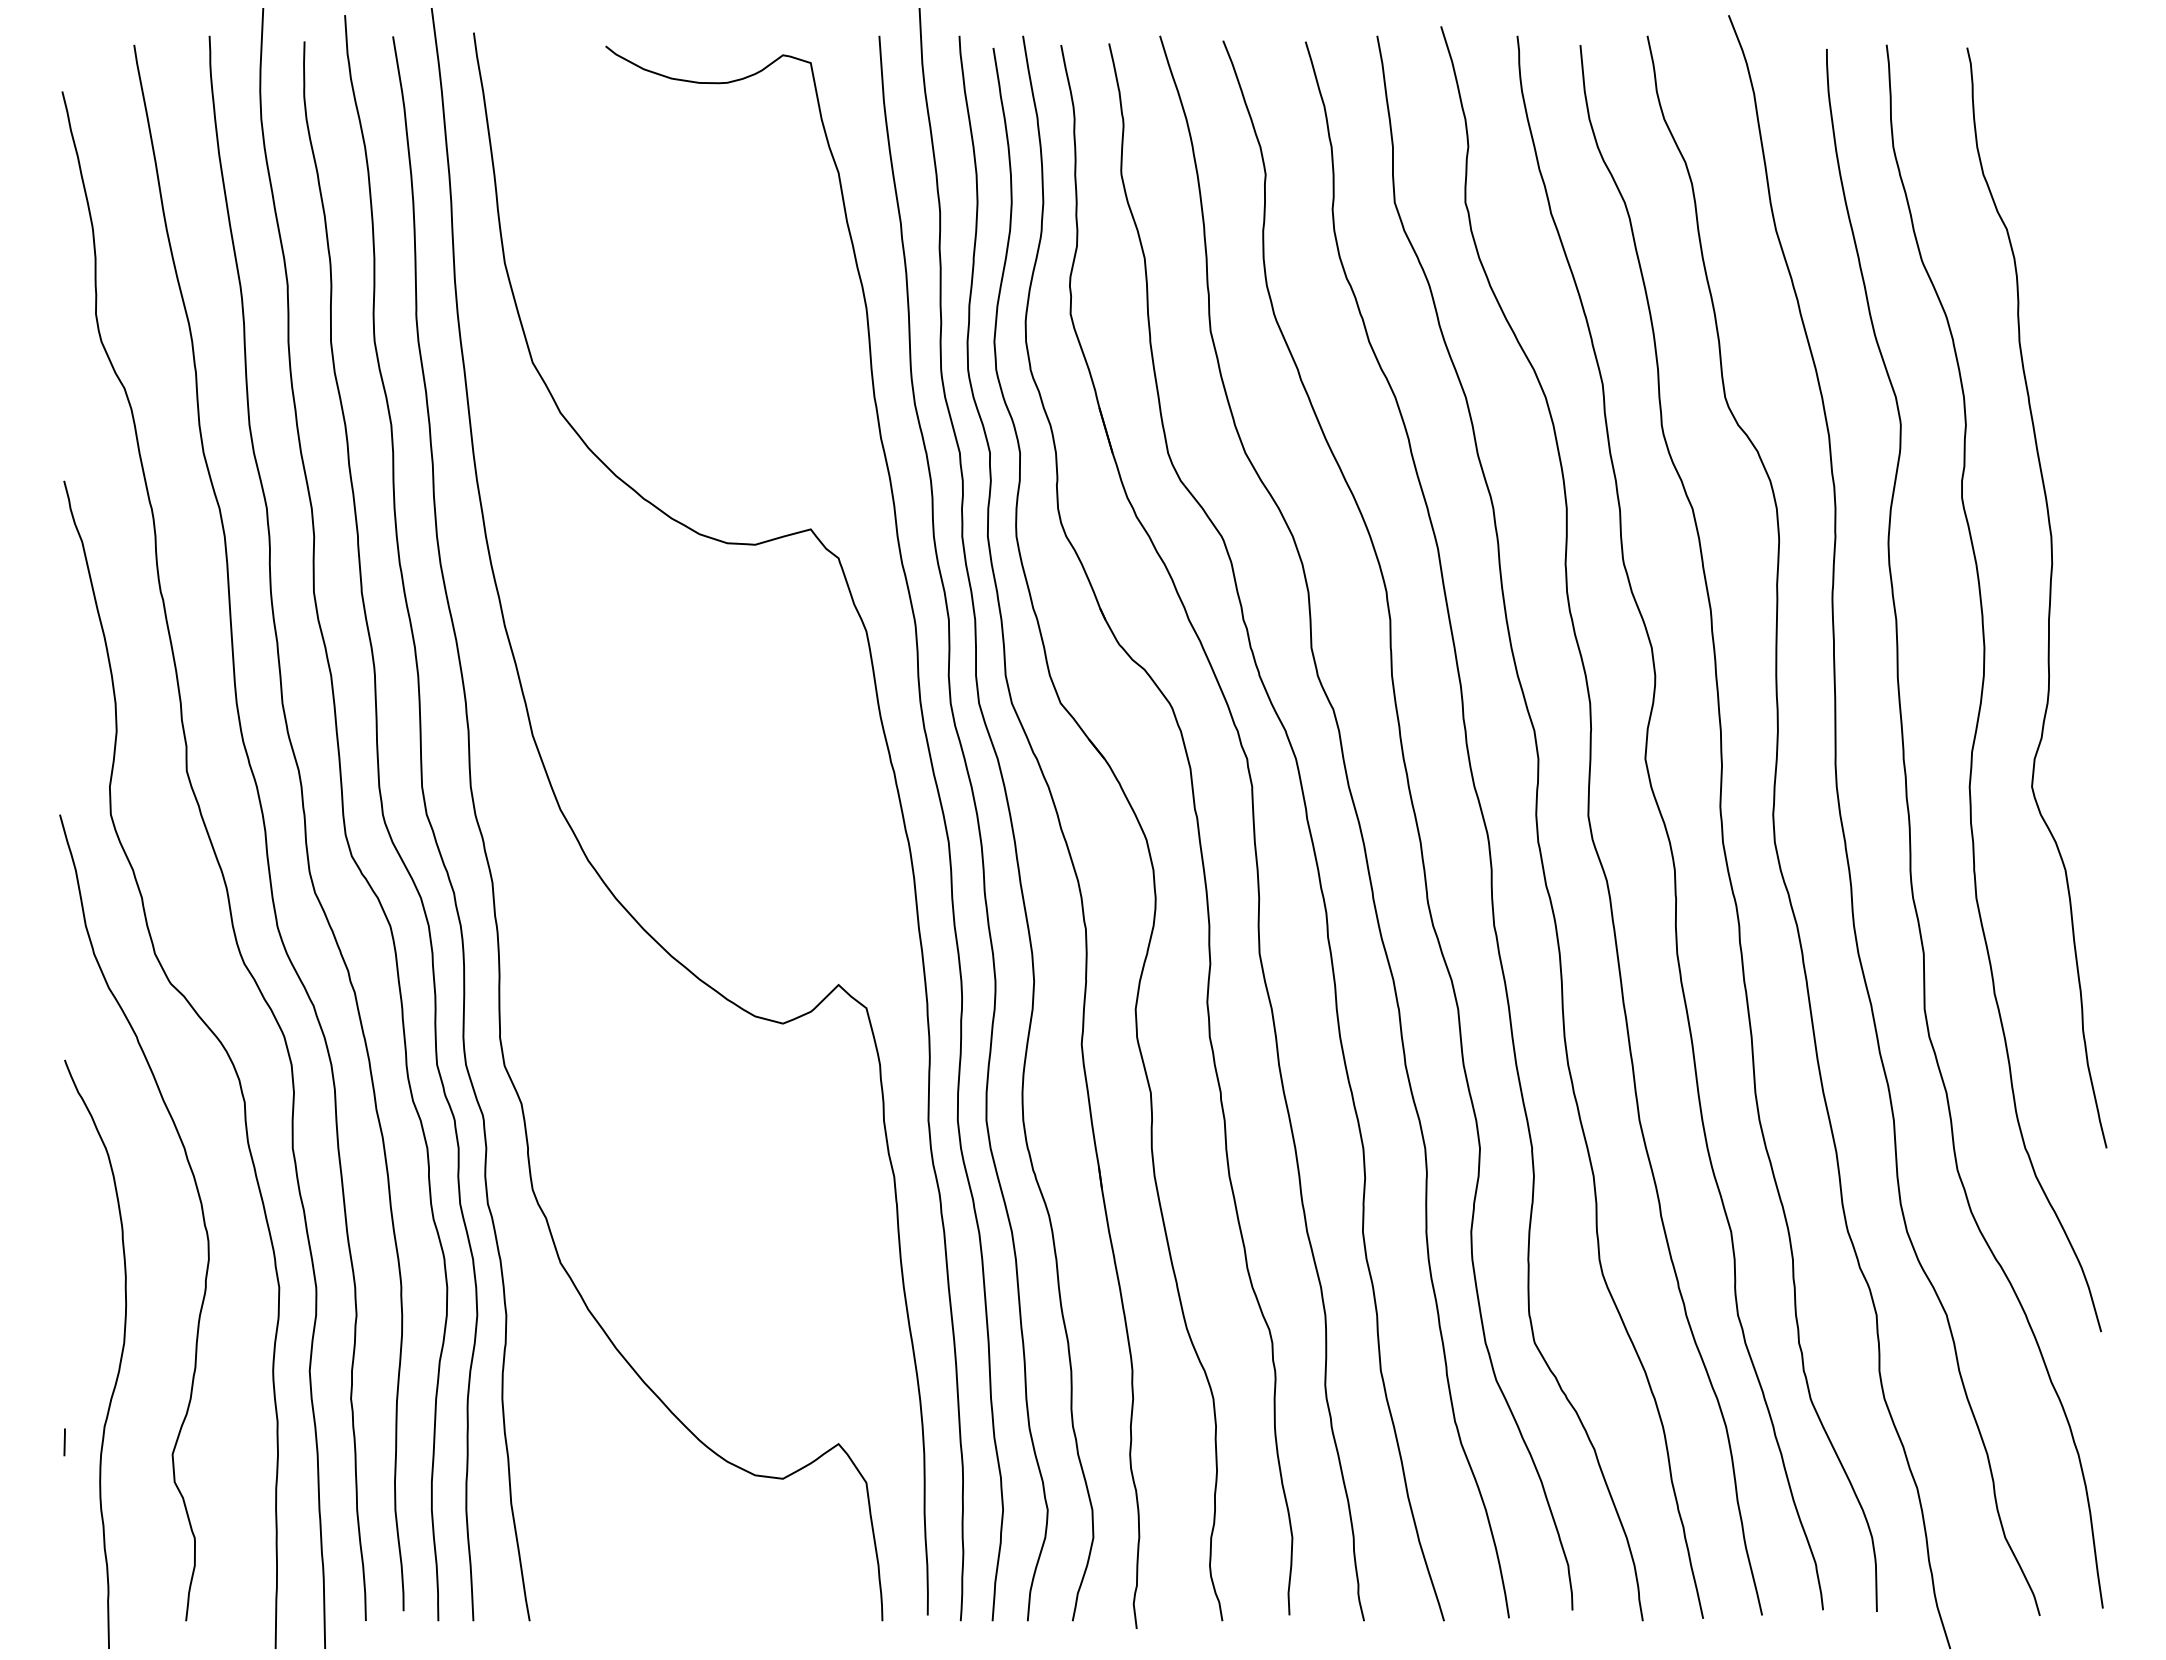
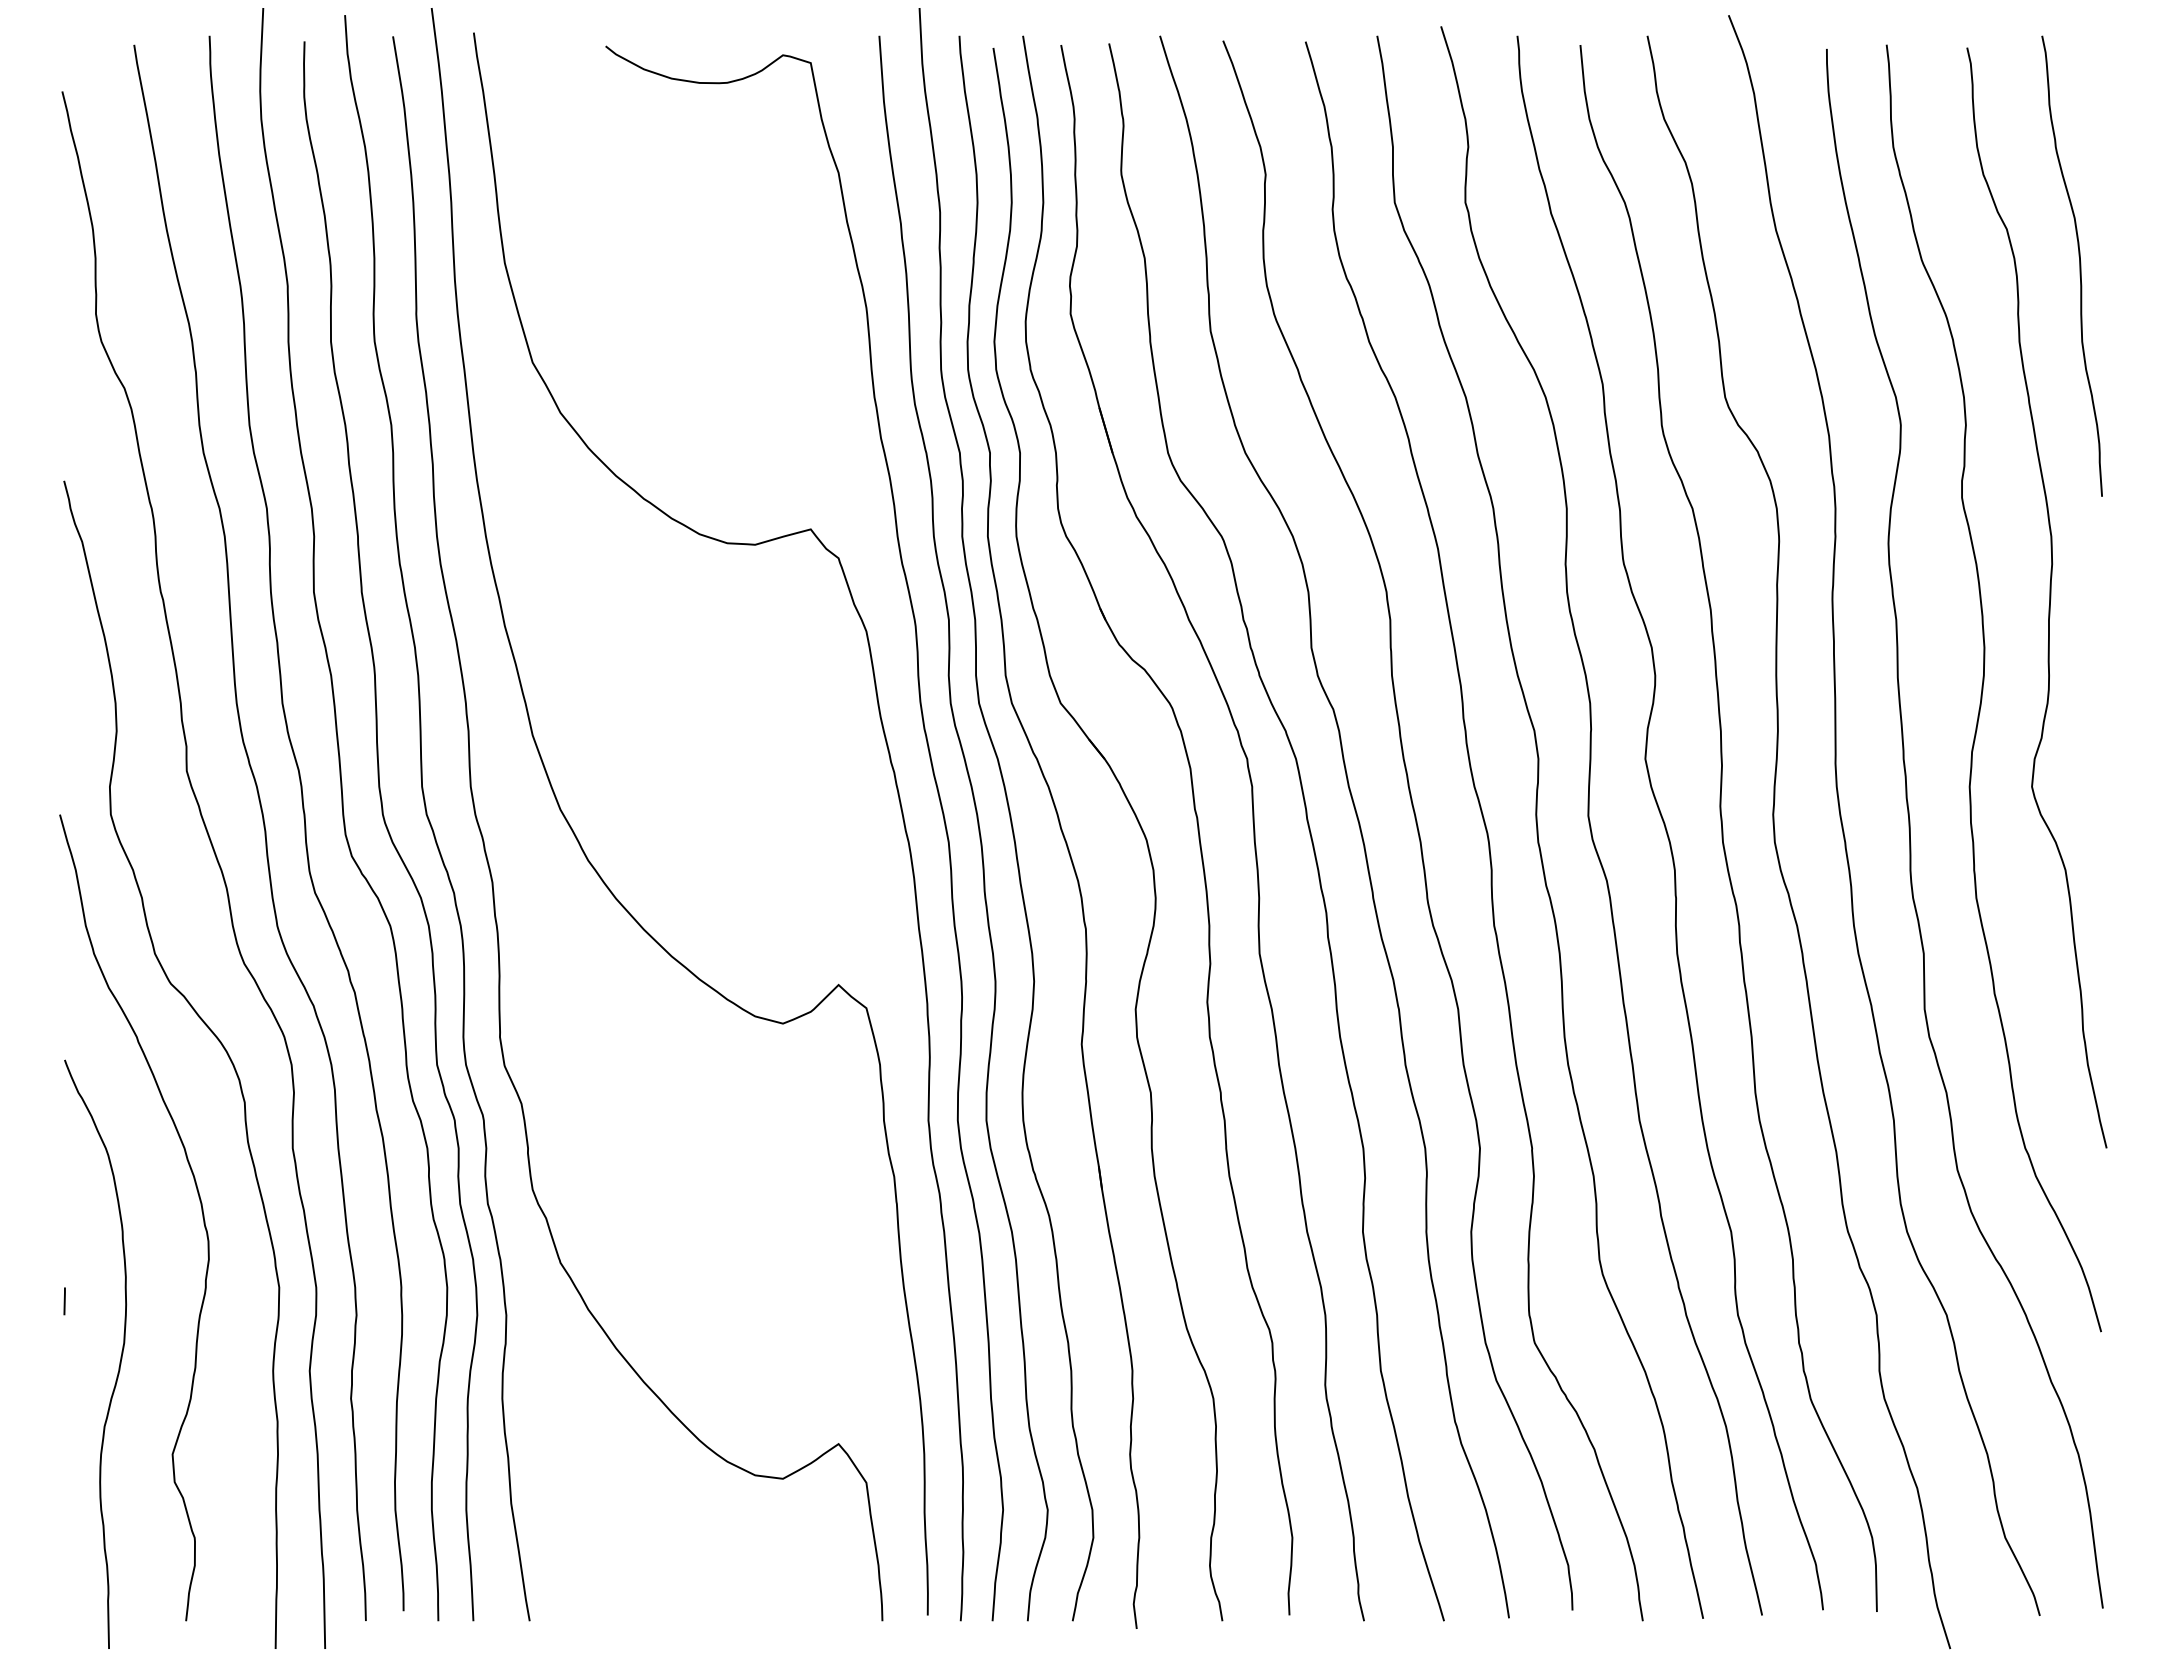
curve: none -> present (2079, 265)
line position: (64, 1442) -> (64, 1301) (64, 1301)
